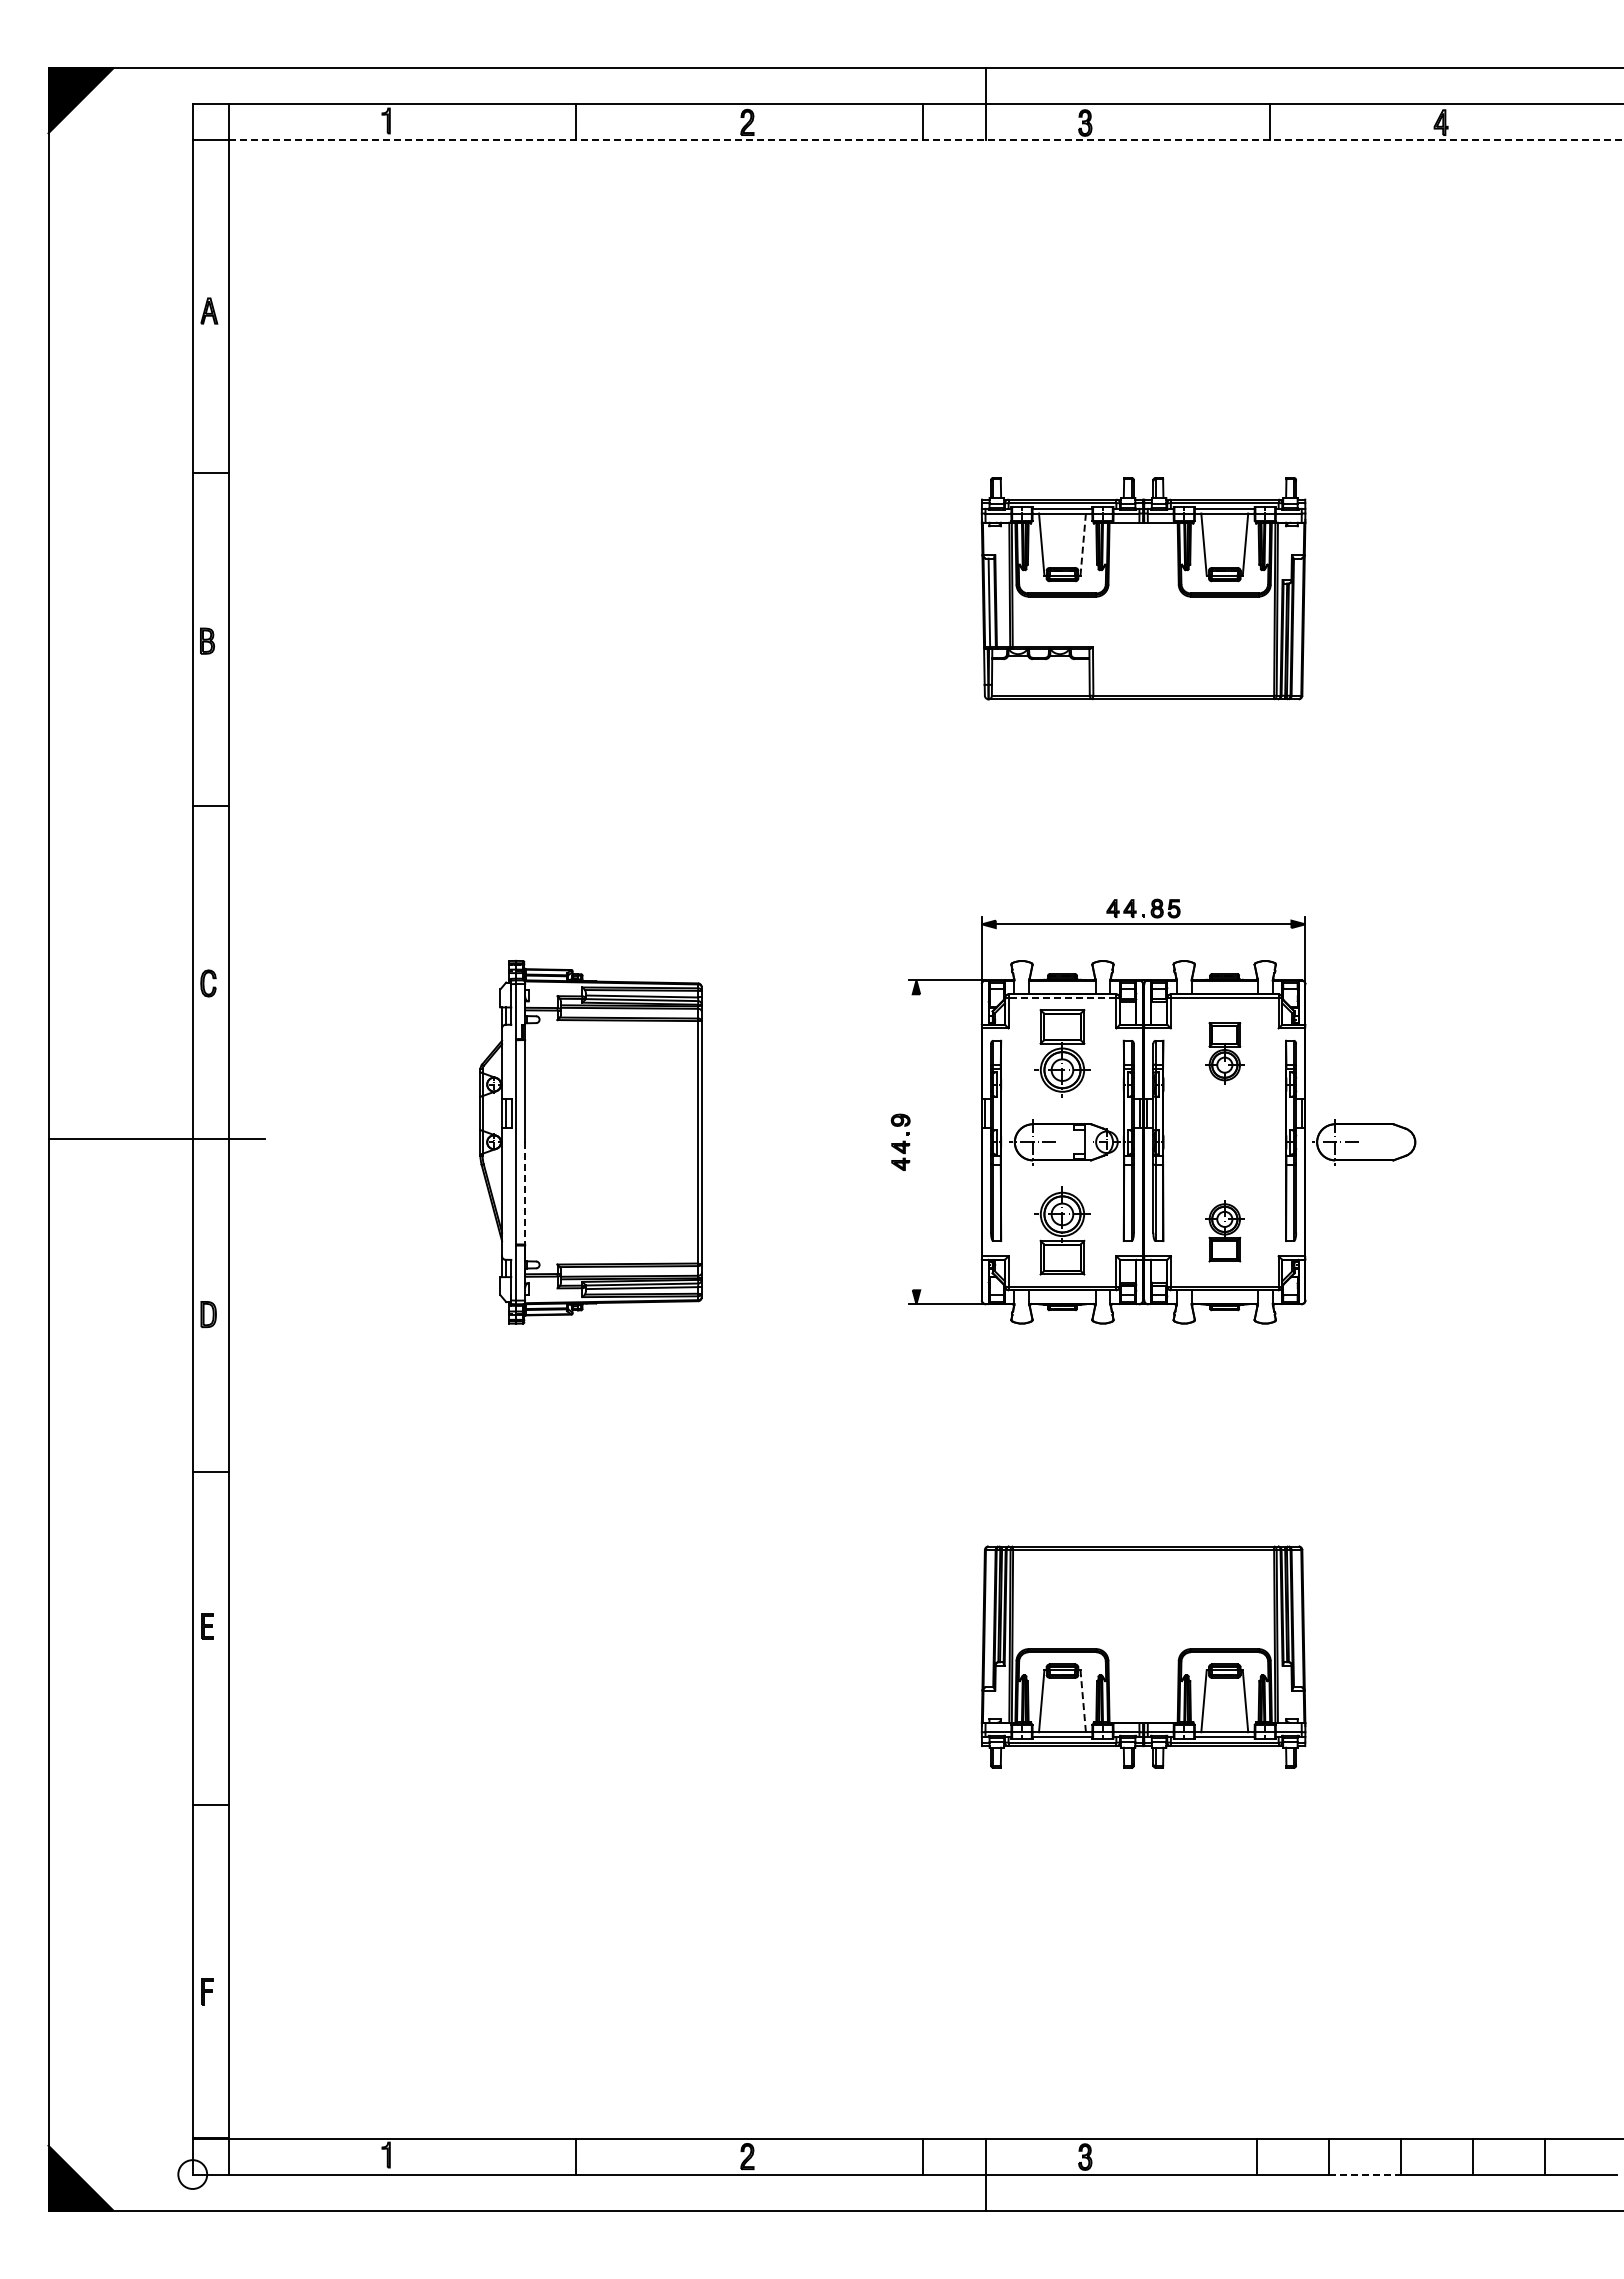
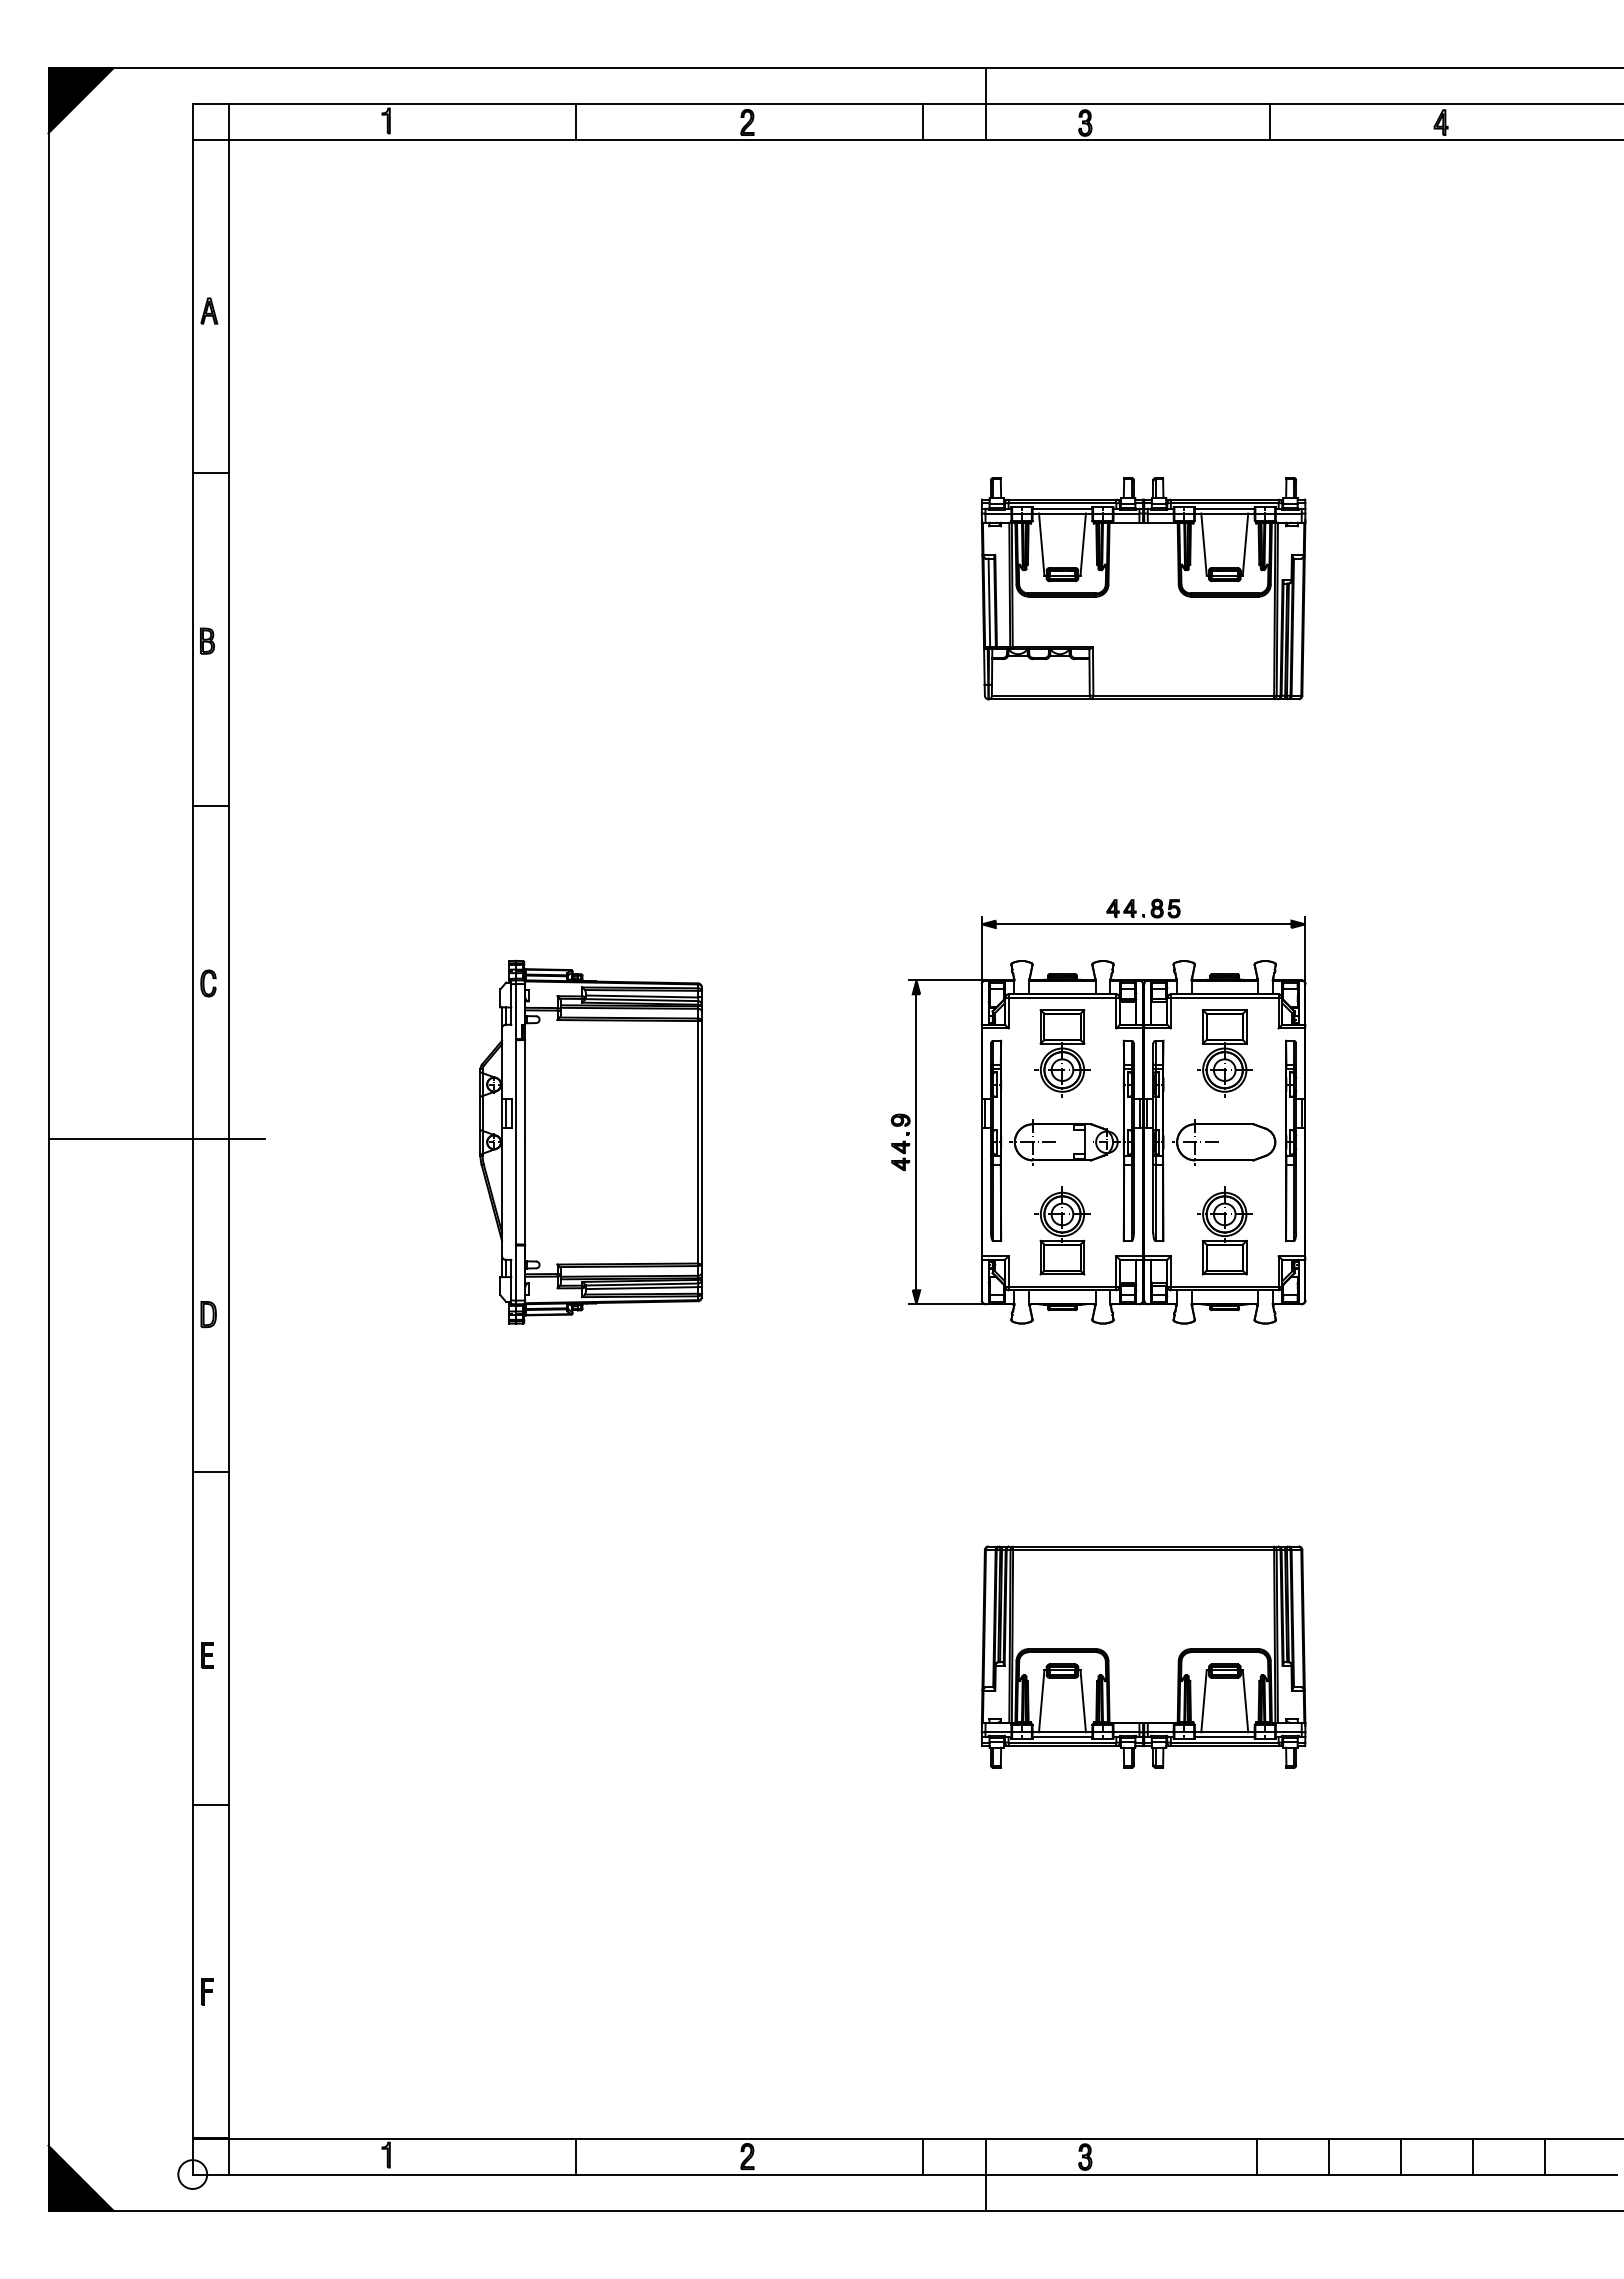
line: dashed -> solid (926, 140)
line: dashed -> solid (1083, 544)
line: dashed -> solid (1062, 998)
part size: 40x63 px -> 56x89 px (1224, 1053)
line: none -> present (916, 1142)
part position: (1364, 1142) -> (1224, 1142) (1224, 1142)
line: dashed -> solid (525, 1193)
part size: 40x63 px -> 56x90 px (1224, 1230)
part position: (207, 1626) -> (207, 1655) (207, 1655)
line: dashed -> solid (1083, 1701)
line: dashed -> solid (1365, 2174)
